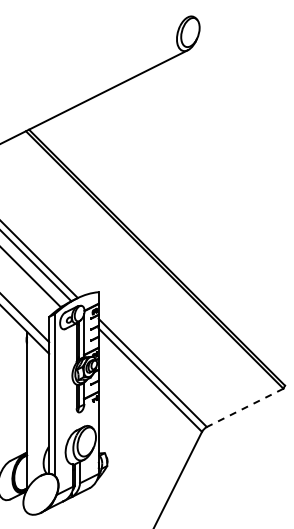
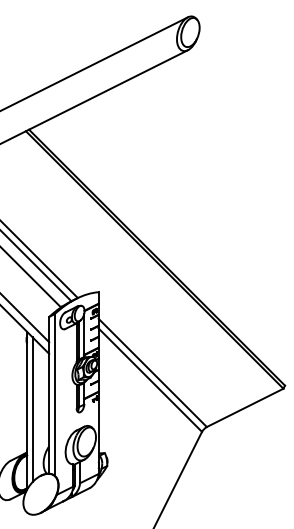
line: none -> present (94, 63)
line: dashed -> solid (245, 407)
line: none -> present (32, 409)
